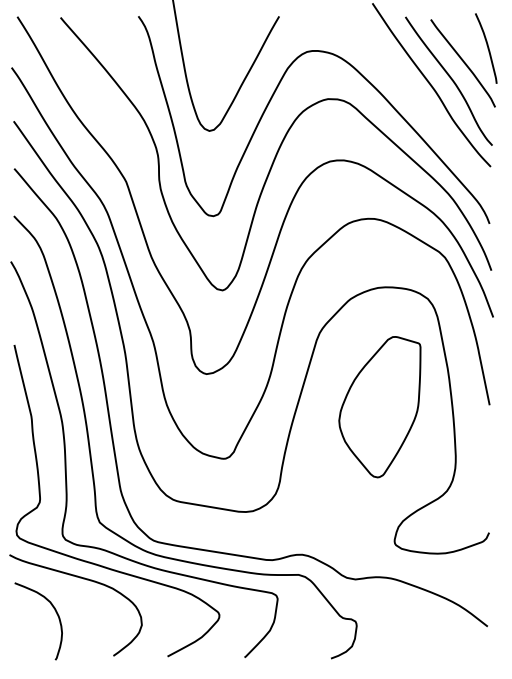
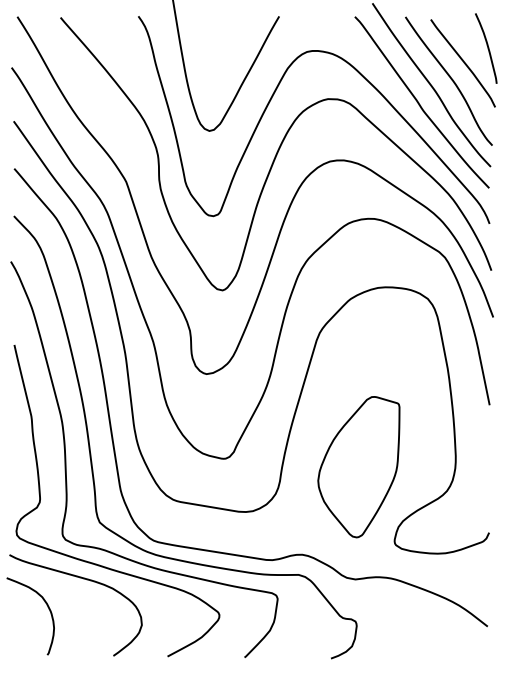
curve: none -> present (419, 102)
part position: (379, 407) -> (358, 467) (358, 467)
curve position: (55, 612) -> (47, 607) (47, 607)
